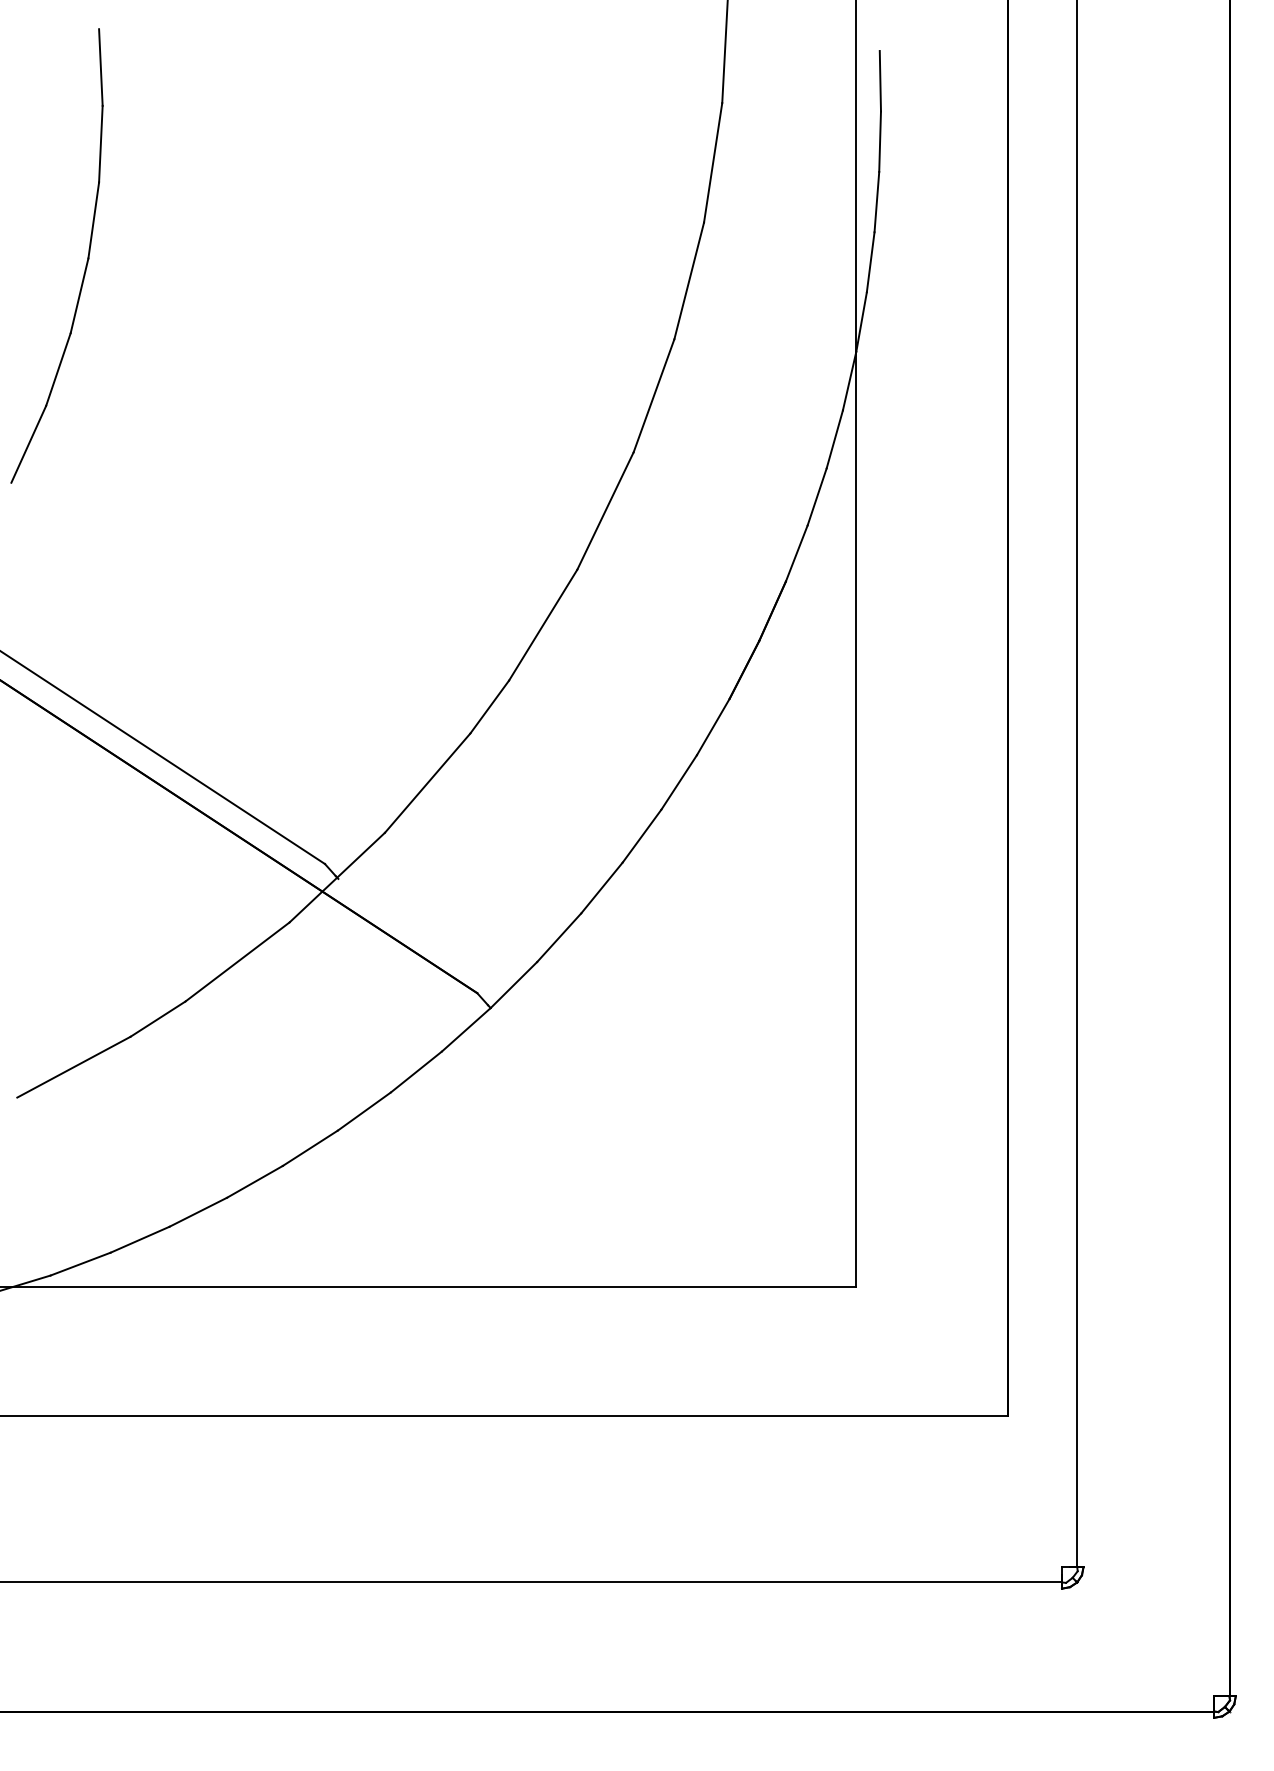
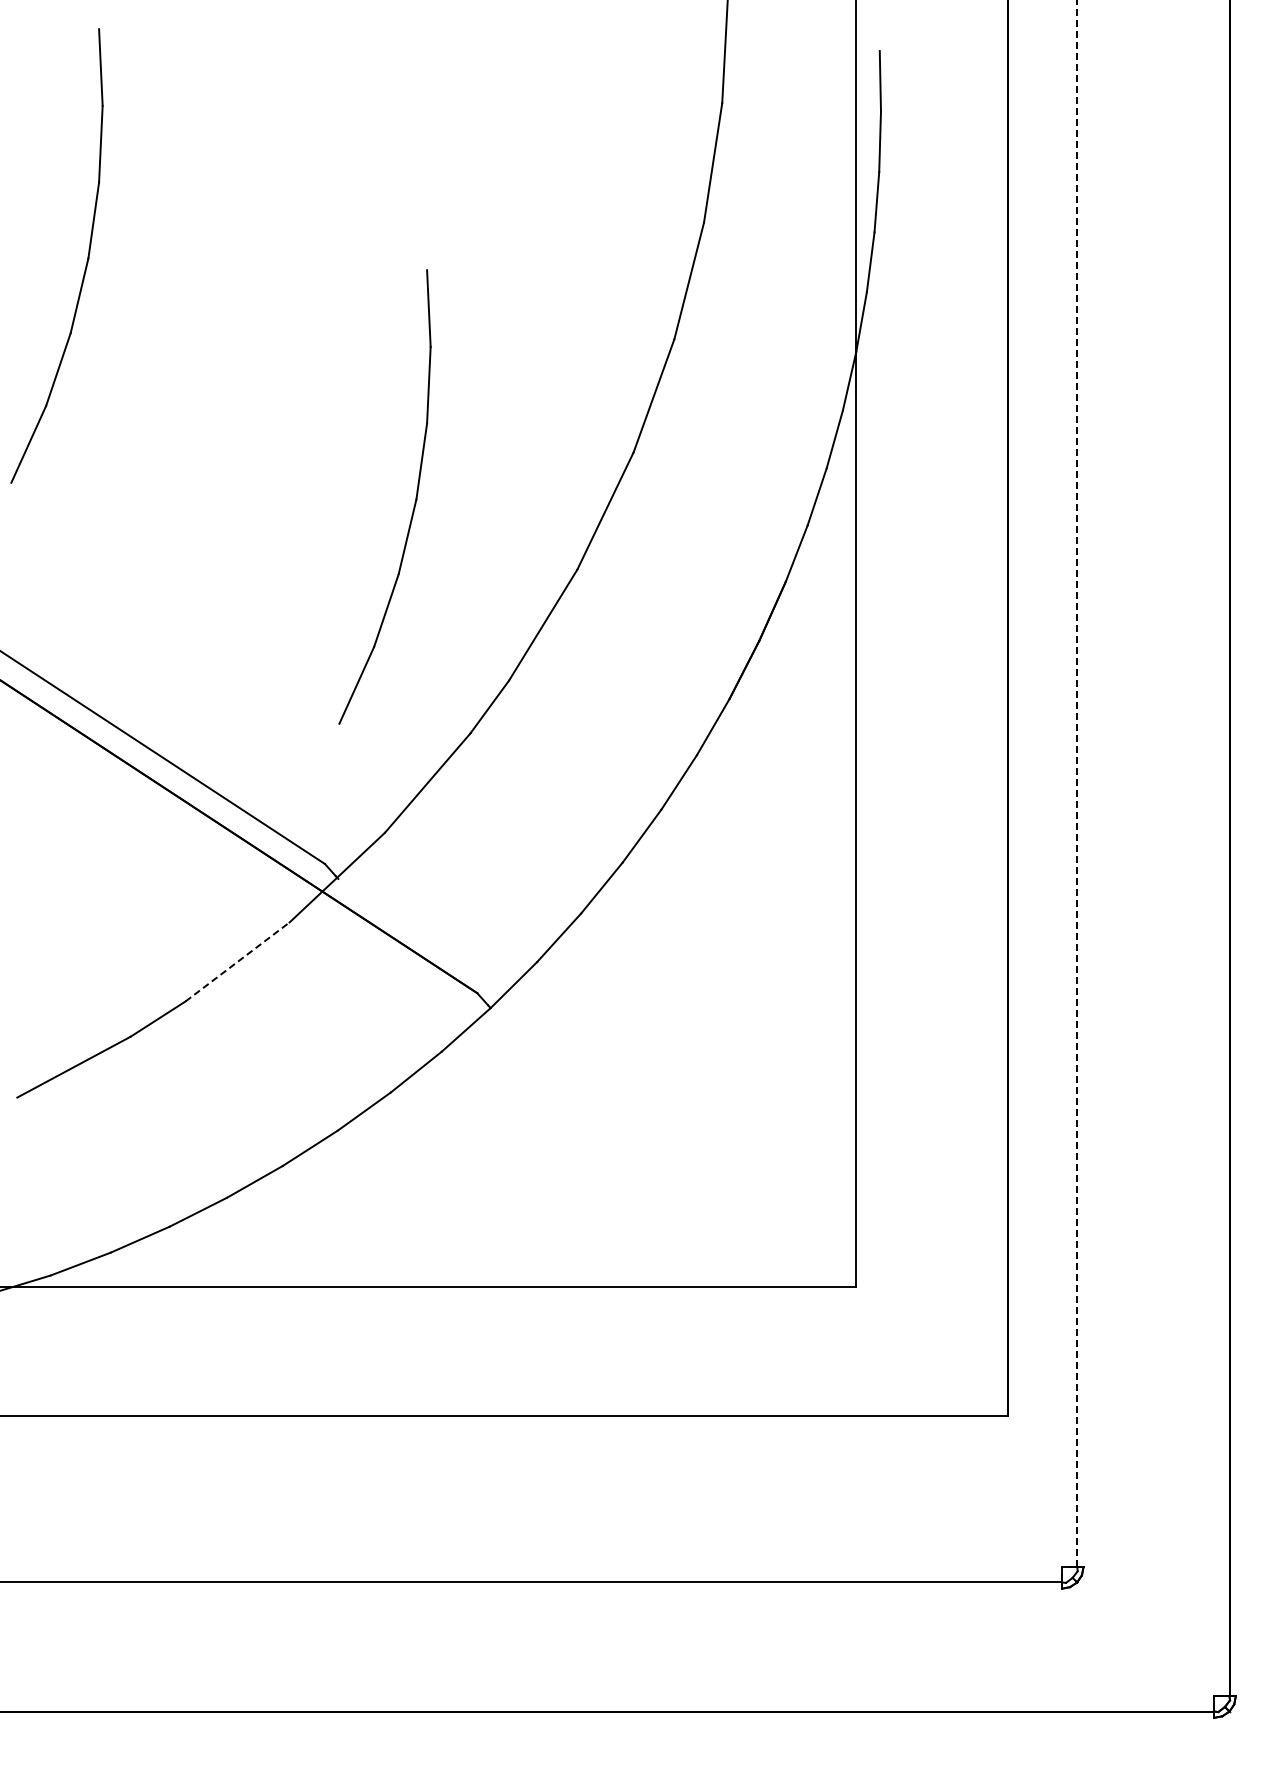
part: none -> present (414, 502)
line: solid -> dashed (1077, 783)
line: solid -> dashed (237, 961)
